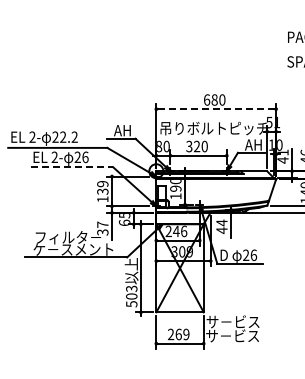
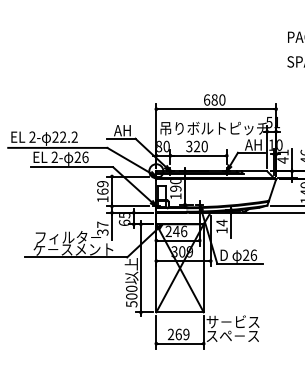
line: dashed -> solid (216, 109)
line: dashed -> solid (72, 167)
text: 139 -> 169 (102, 191)
text: 44 -> 14 (221, 230)
text: 503 -> 500 (131, 288)
text: サ－ビス -> スペ－ス (225, 335)
